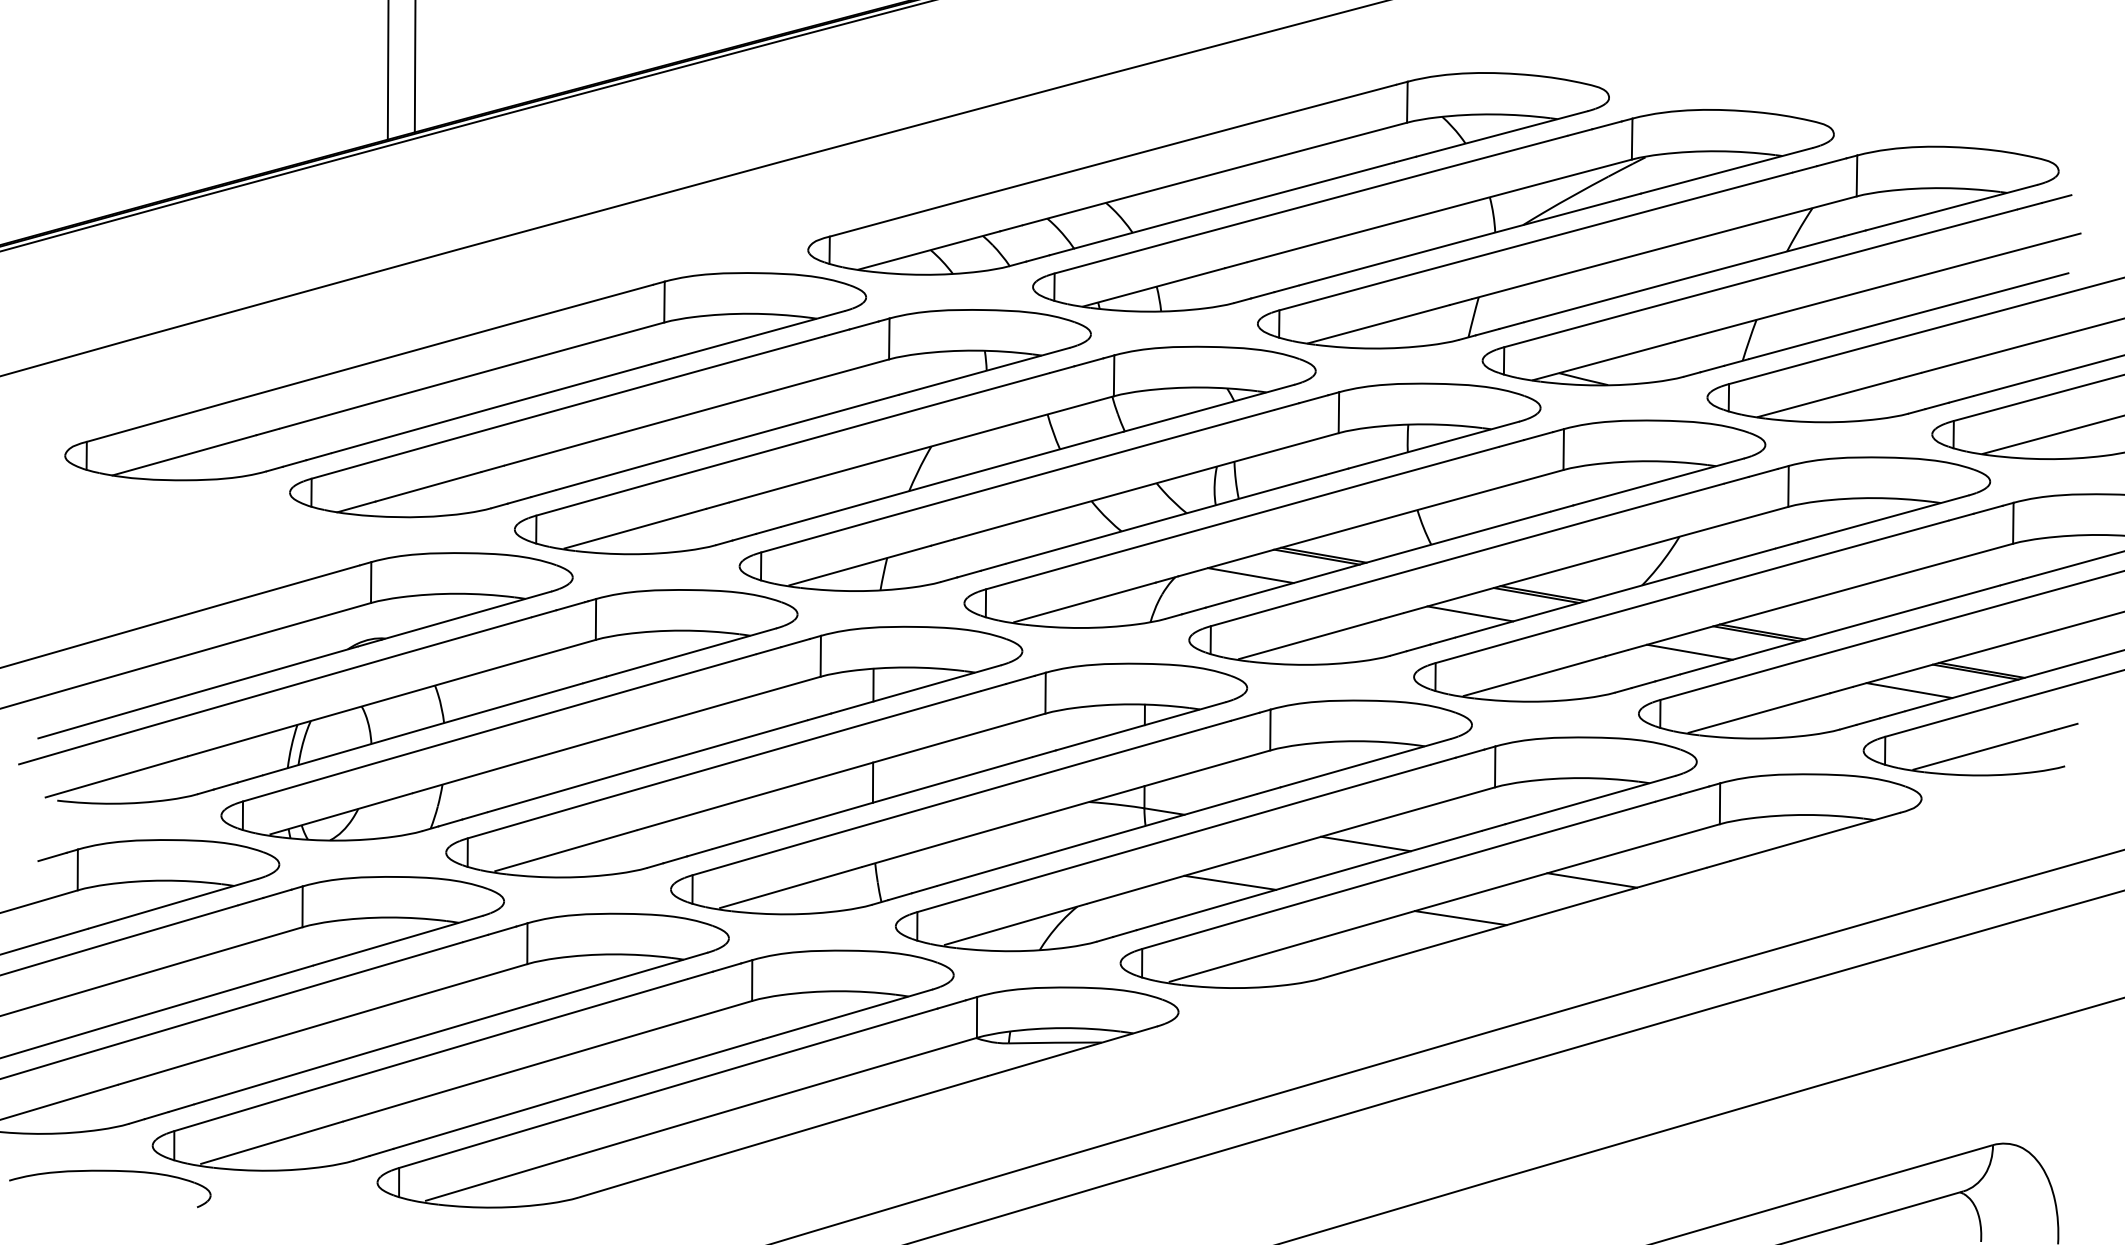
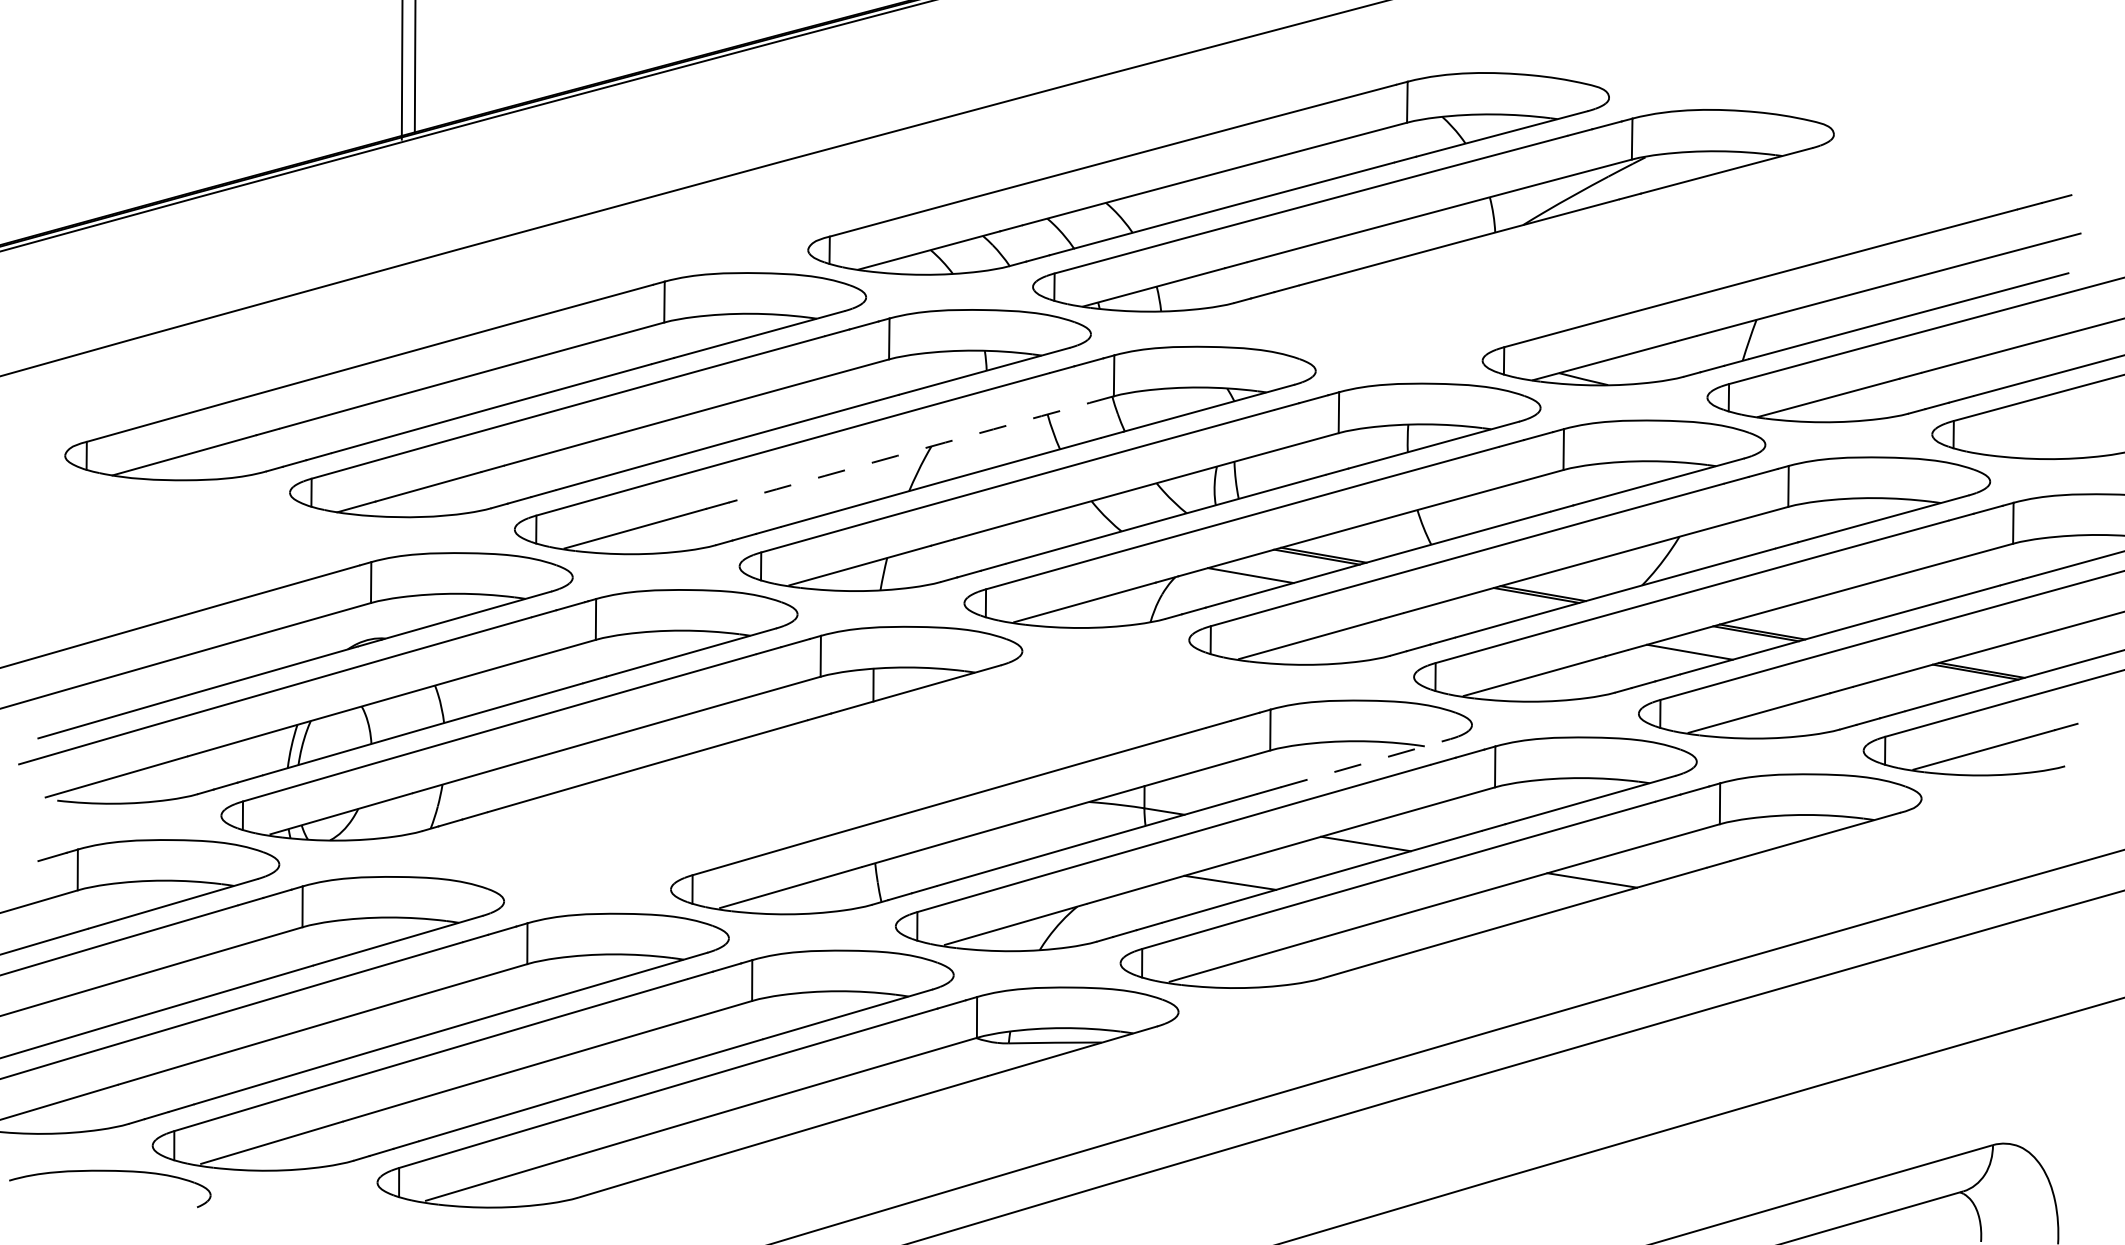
line position: (387, 70) -> (401, 70) (401, 70)
part: present -> none (1658, 247)
line: present -> none (2051, 434)
arc: solid -> dashed (921, 449)
line: present -> none (1470, 613)
line: present -> none (1909, 690)
line: solid -> dashed (1366, 763)
part: present -> none (846, 770)
line: present -> none (1460, 918)
